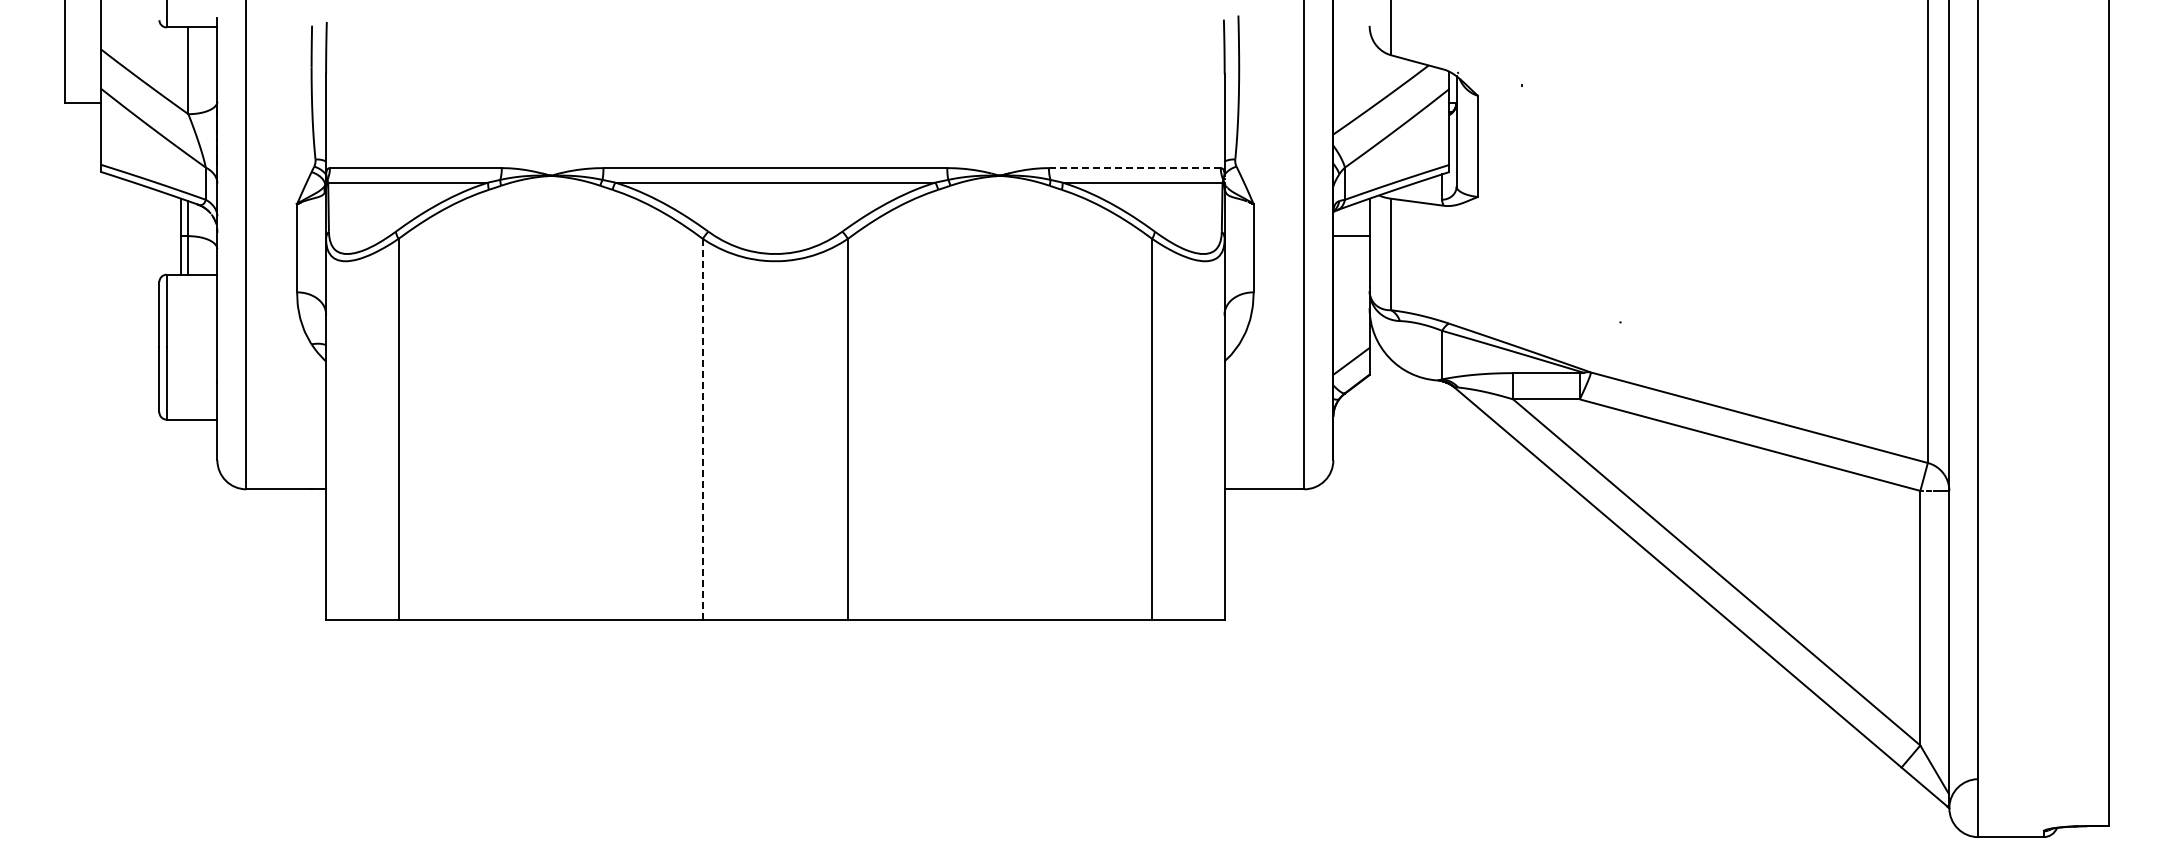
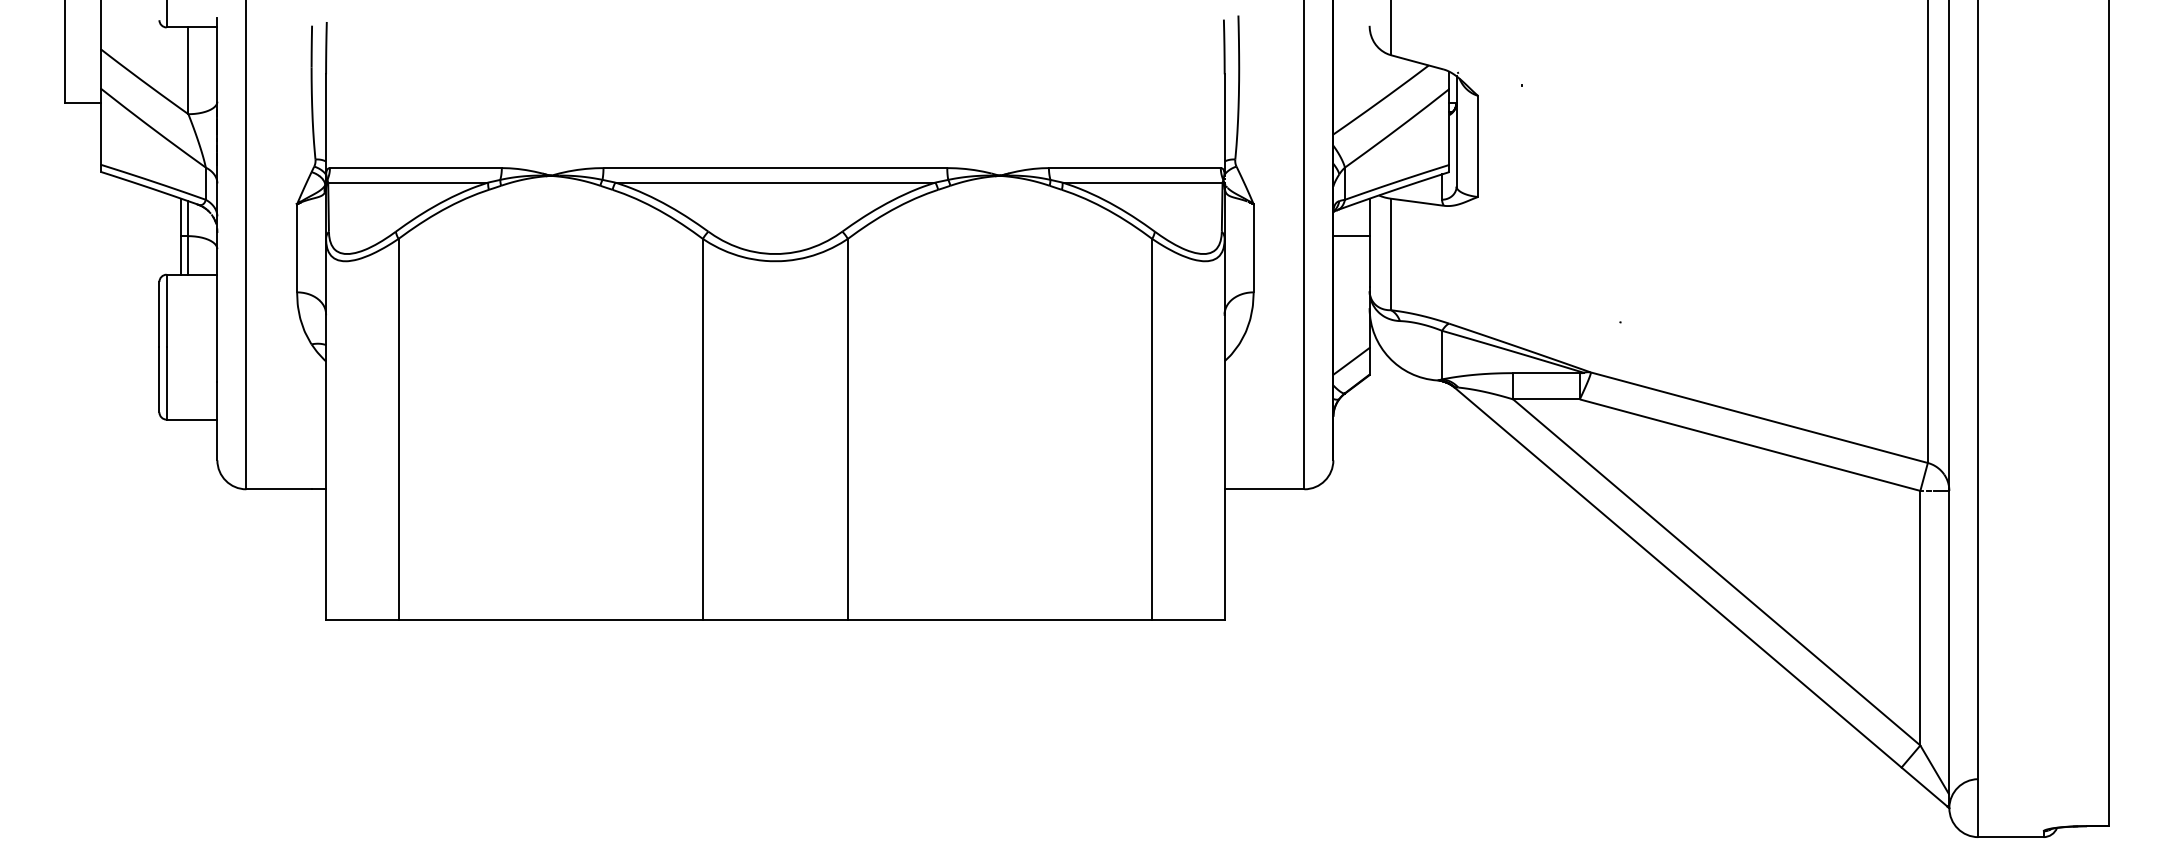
line: dashed -> solid (1134, 168)
line: dashed -> solid (702, 428)
